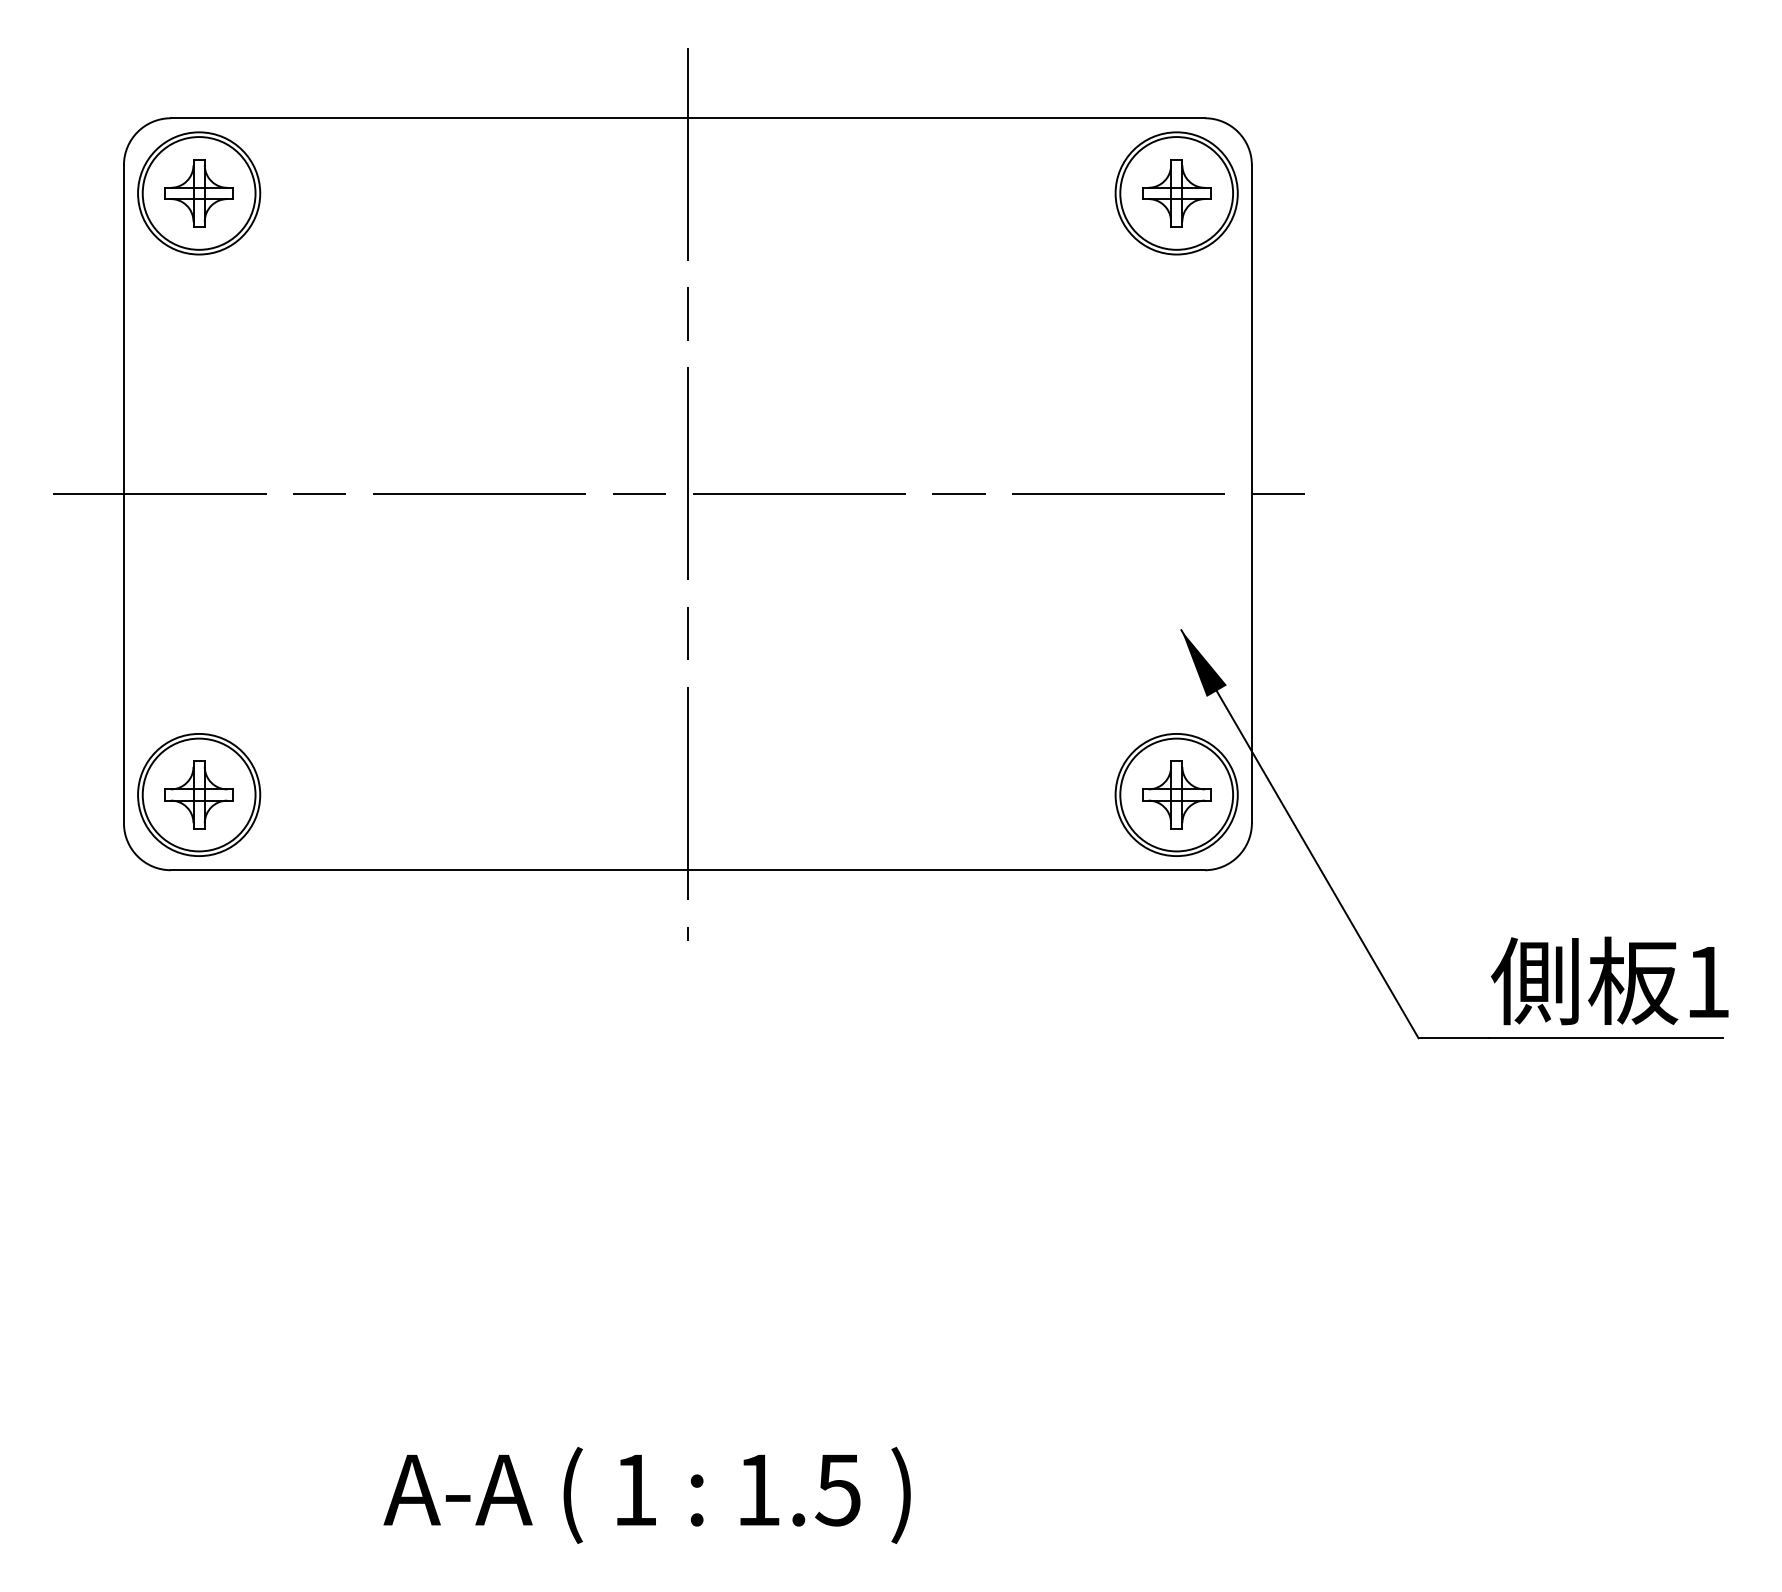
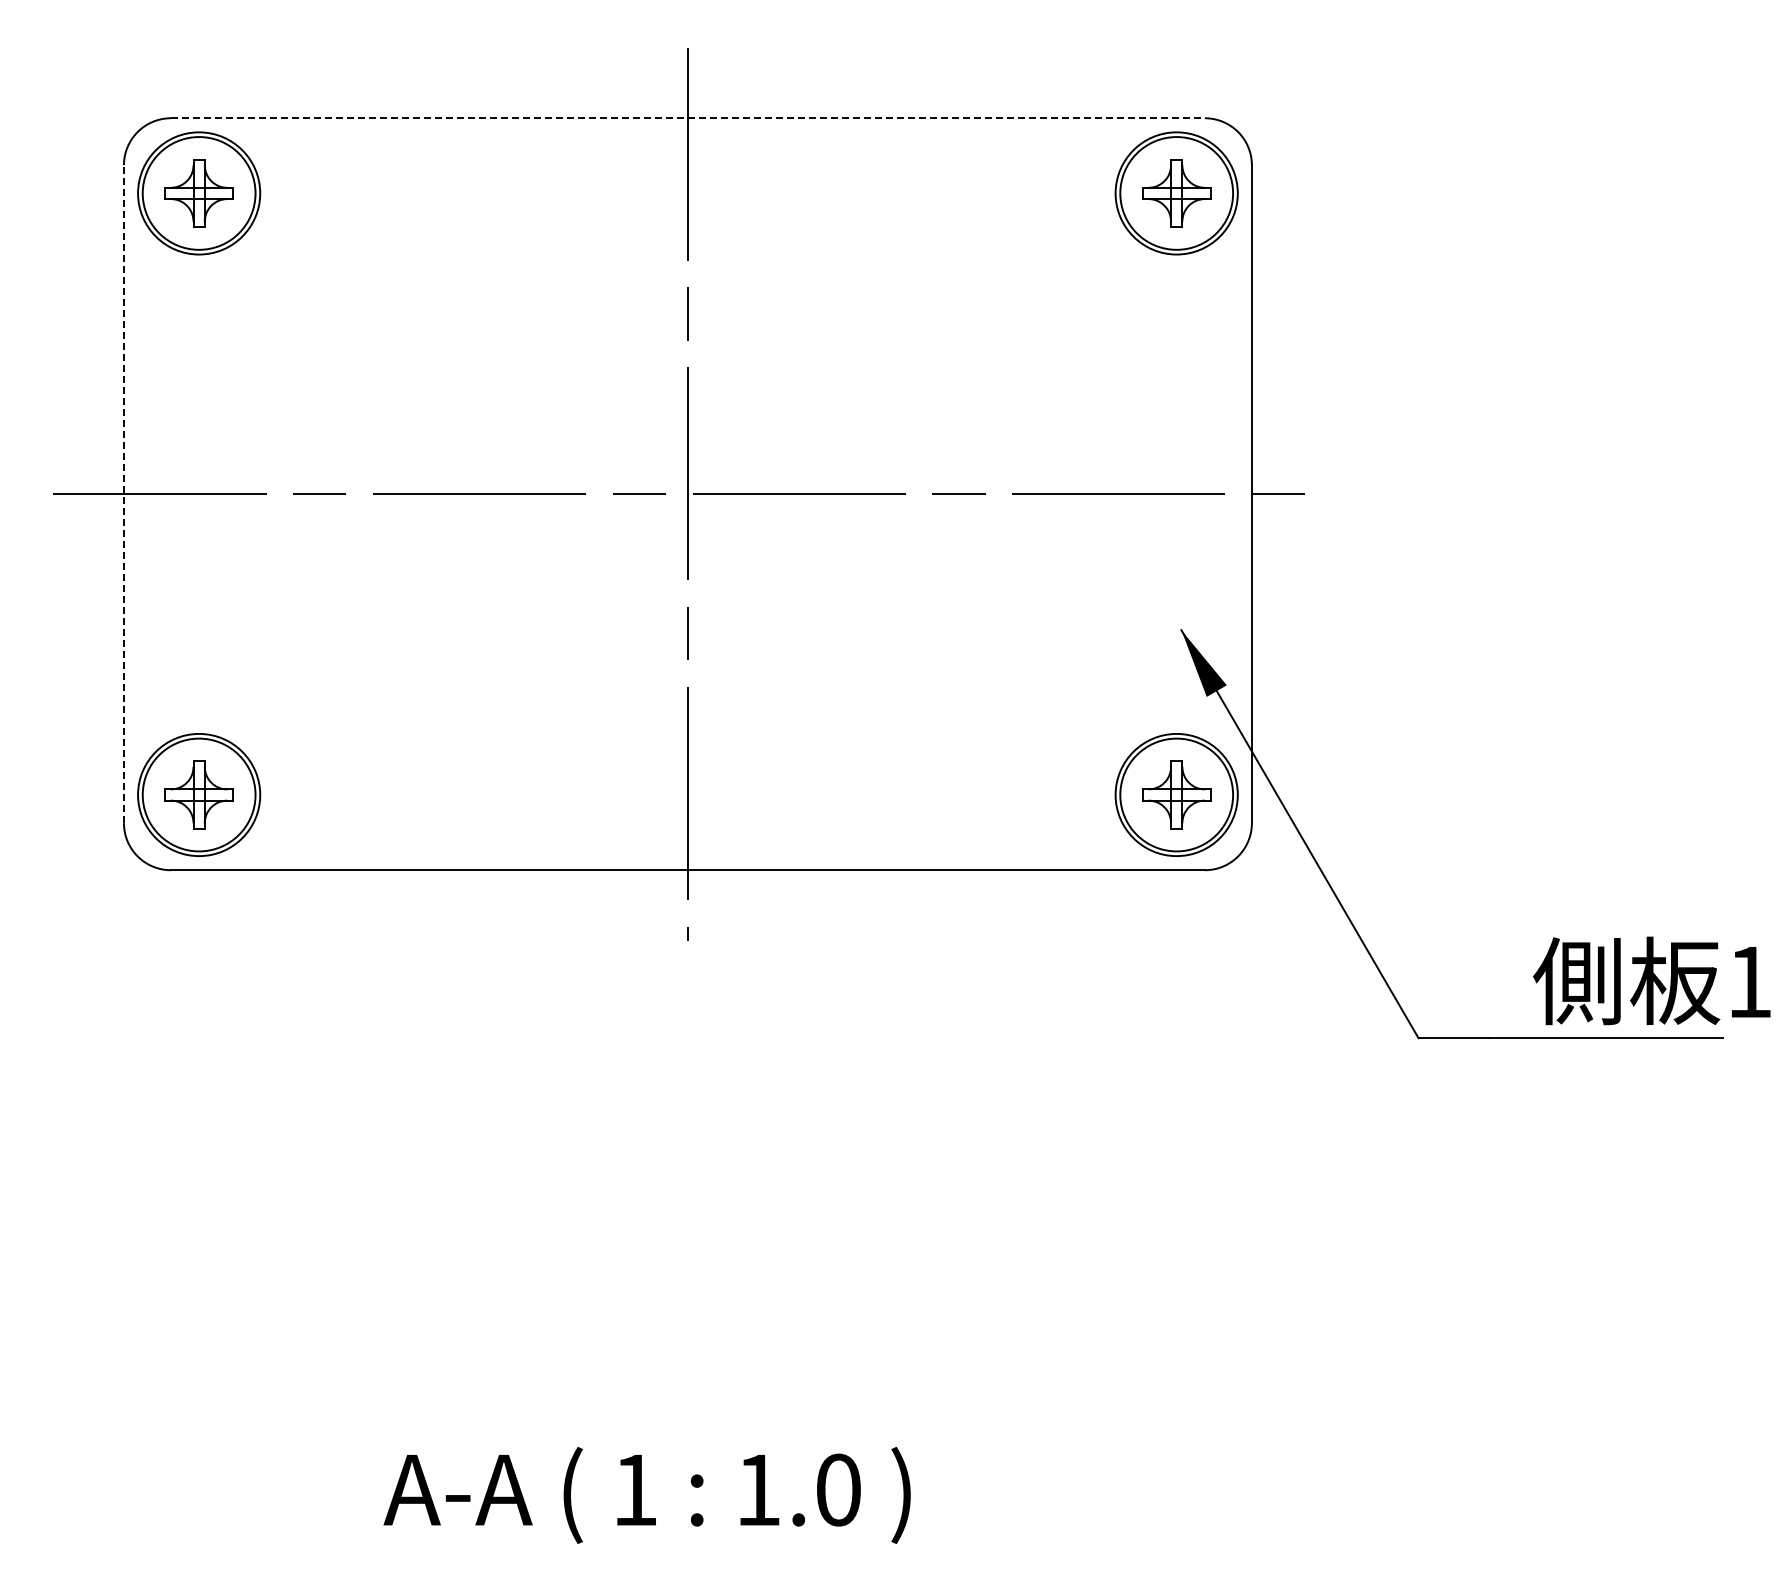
line: solid -> dashed (687, 118)
line: solid -> dashed (123, 494)
text position: (1609, 980) -> (1651, 980) (1651, 980)
text: 1.5 -> 1.0 (837, 1489)
